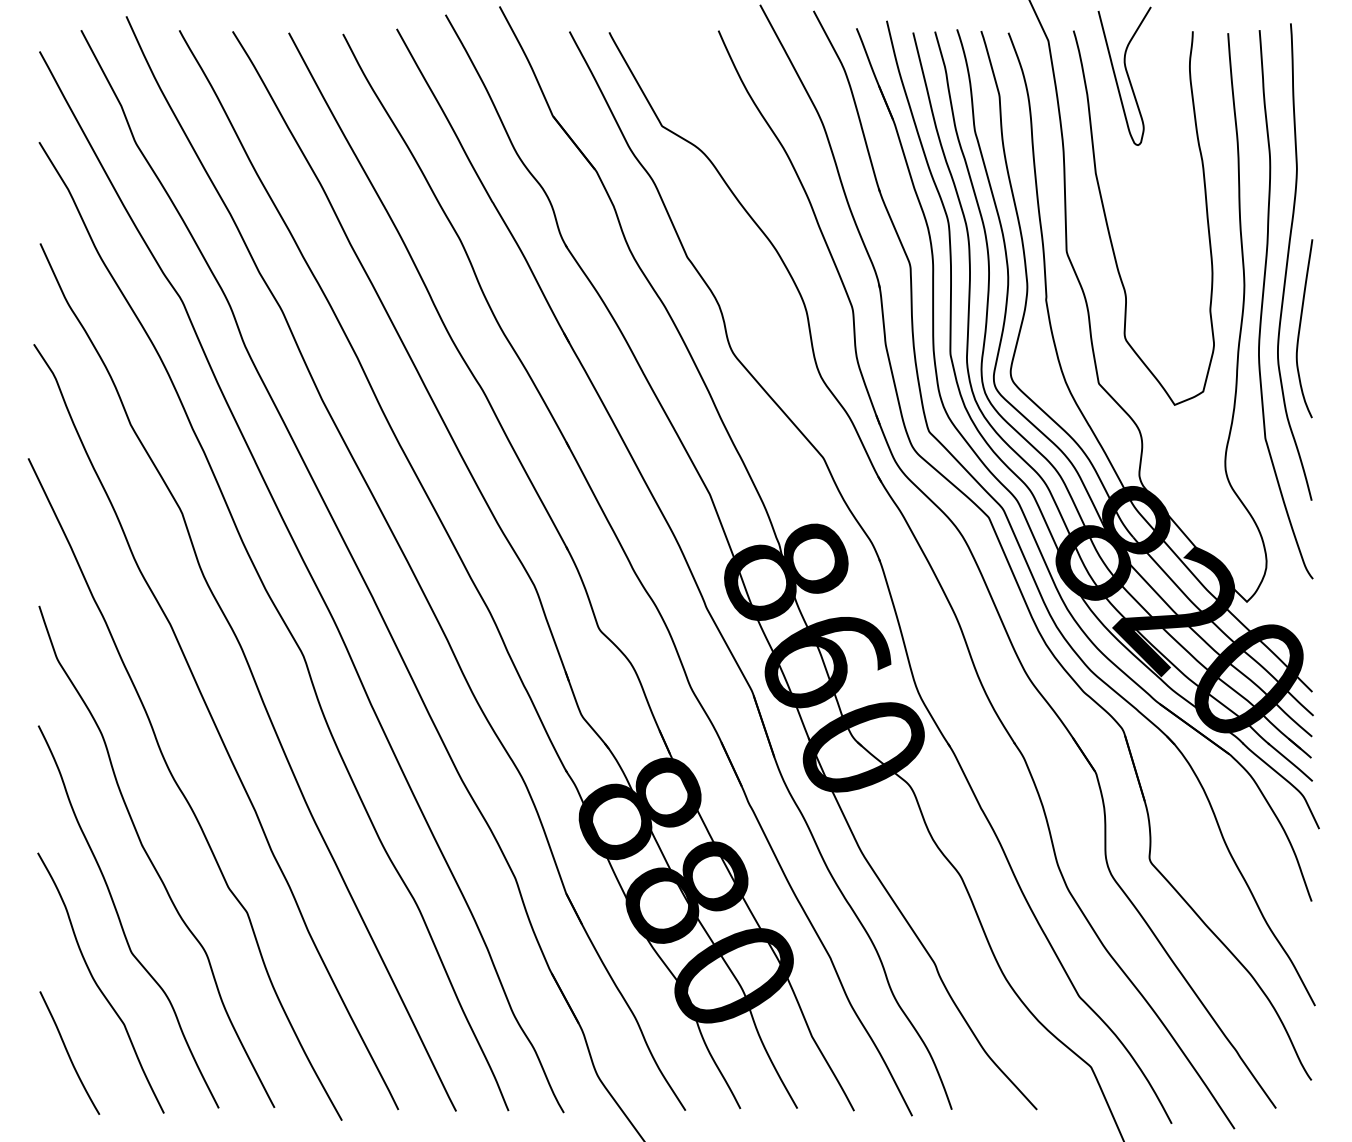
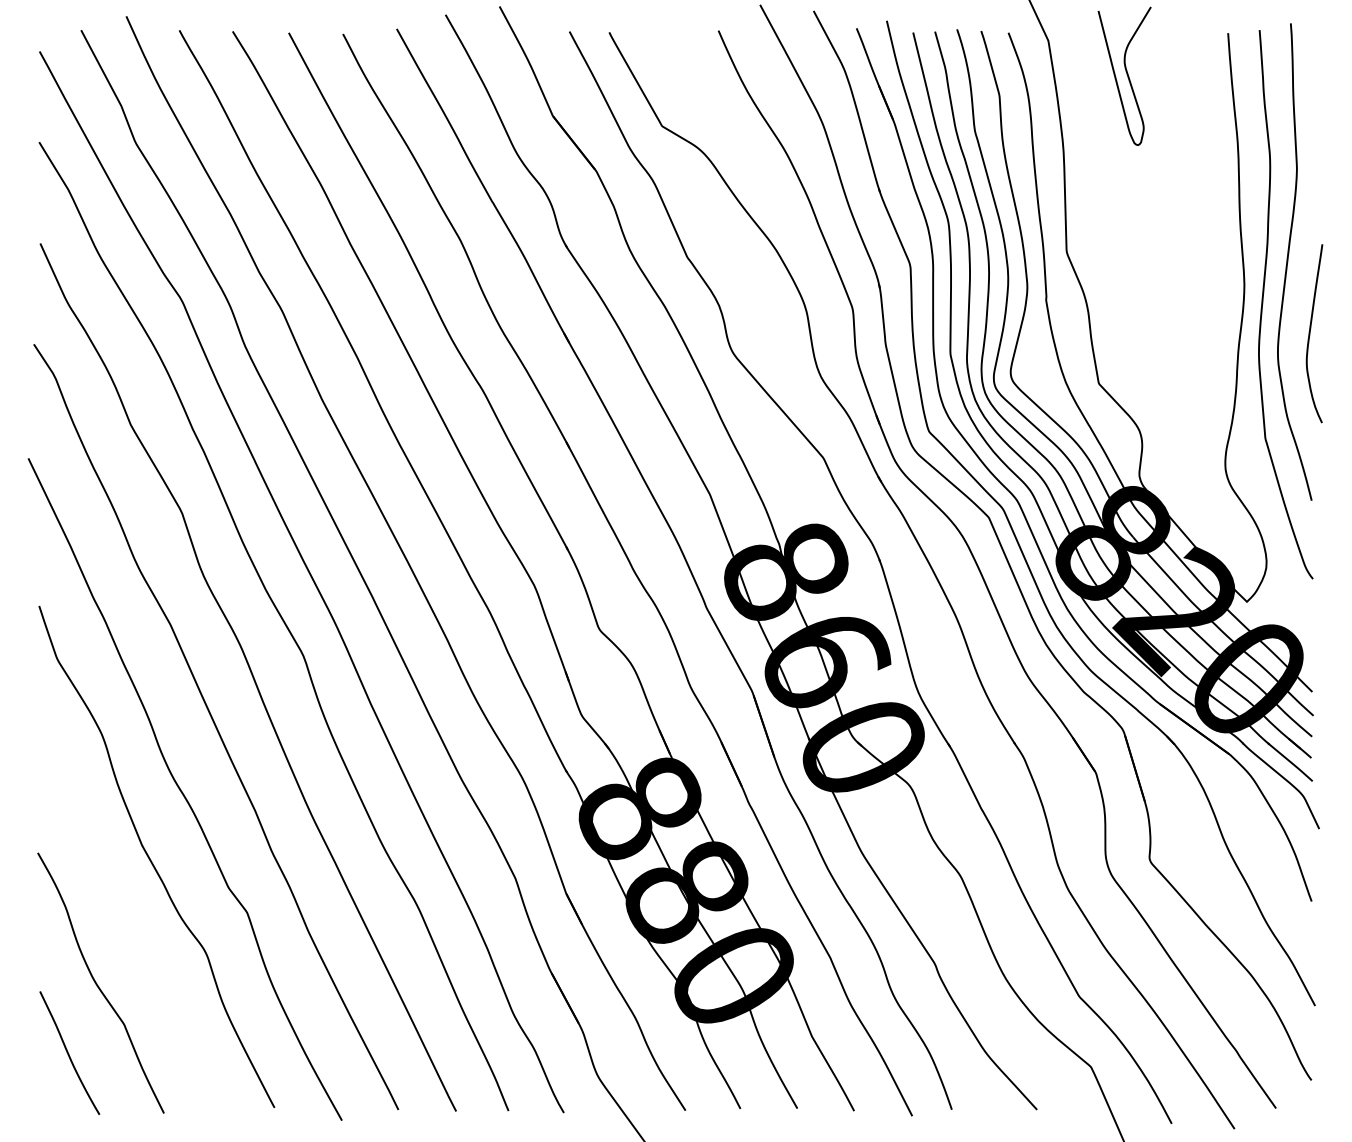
curve: present -> none (1108, 225)
curve position: (1300, 328) -> (1310, 333) (1310, 333)
curve: present -> none (120, 918)
